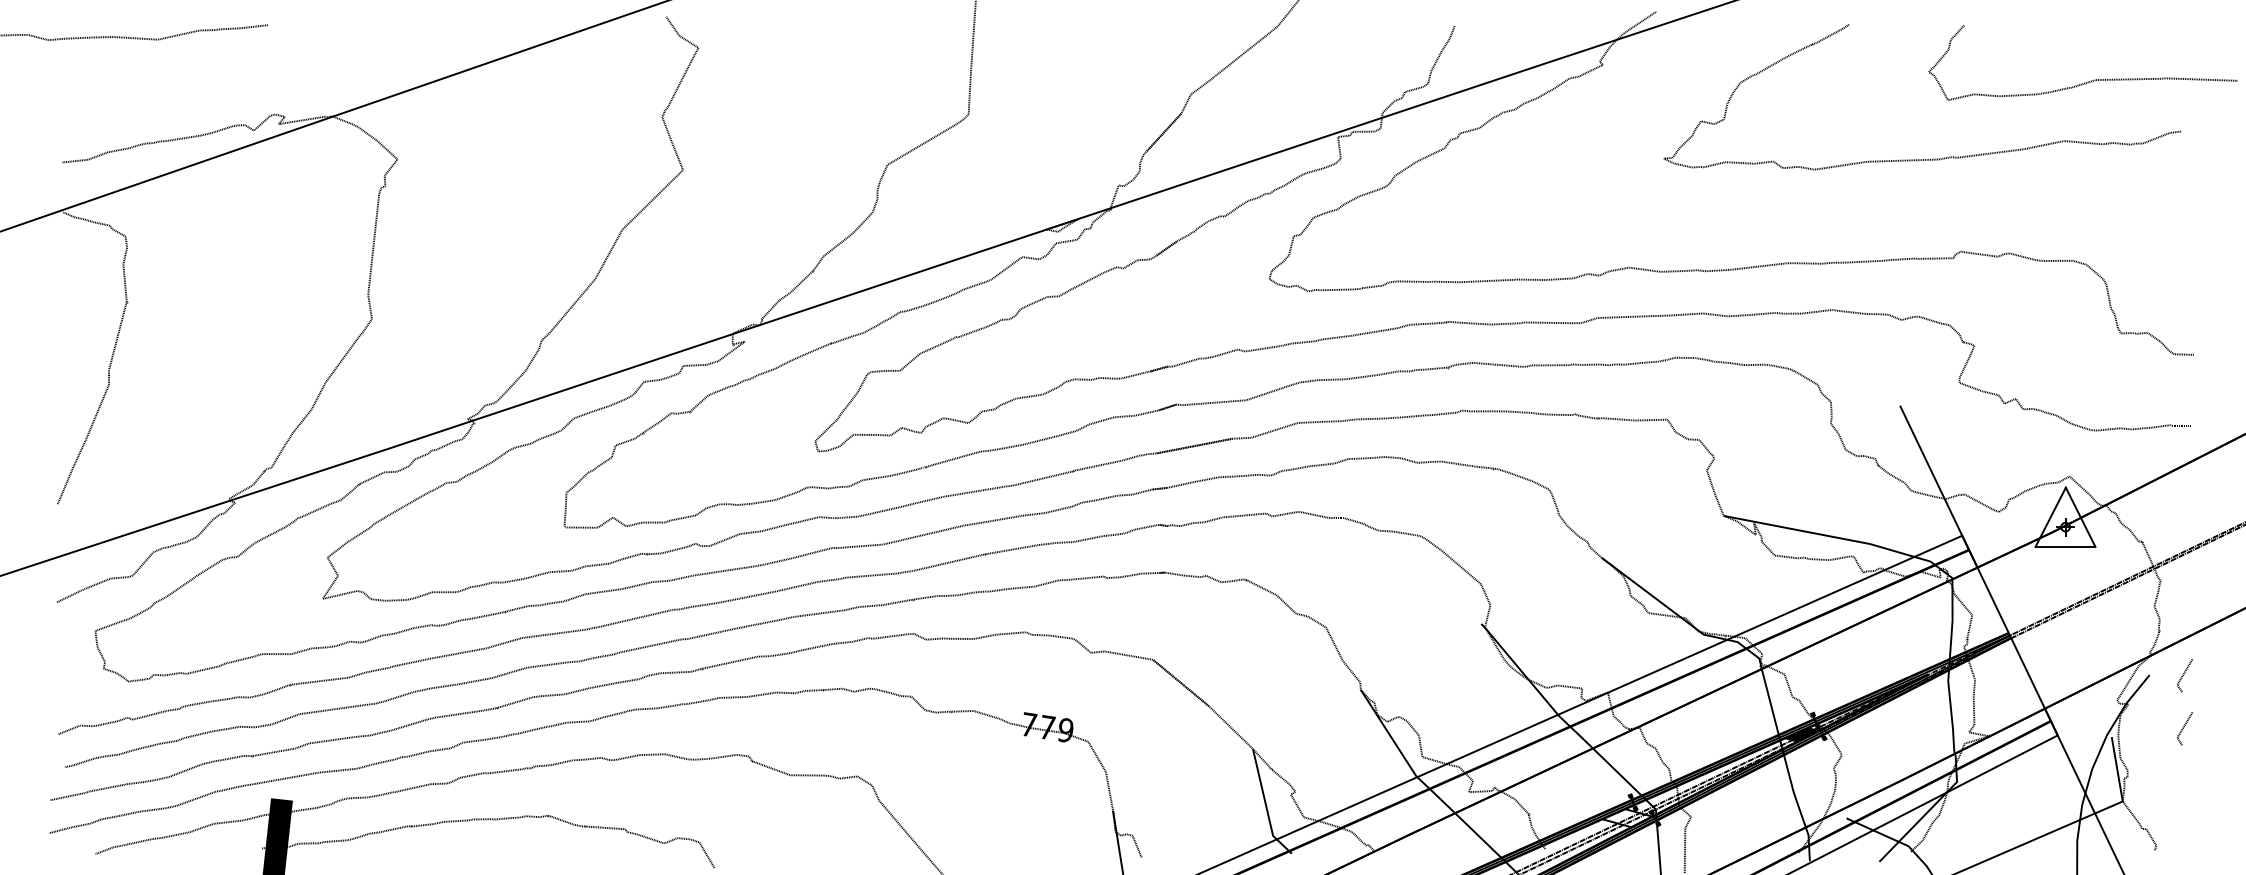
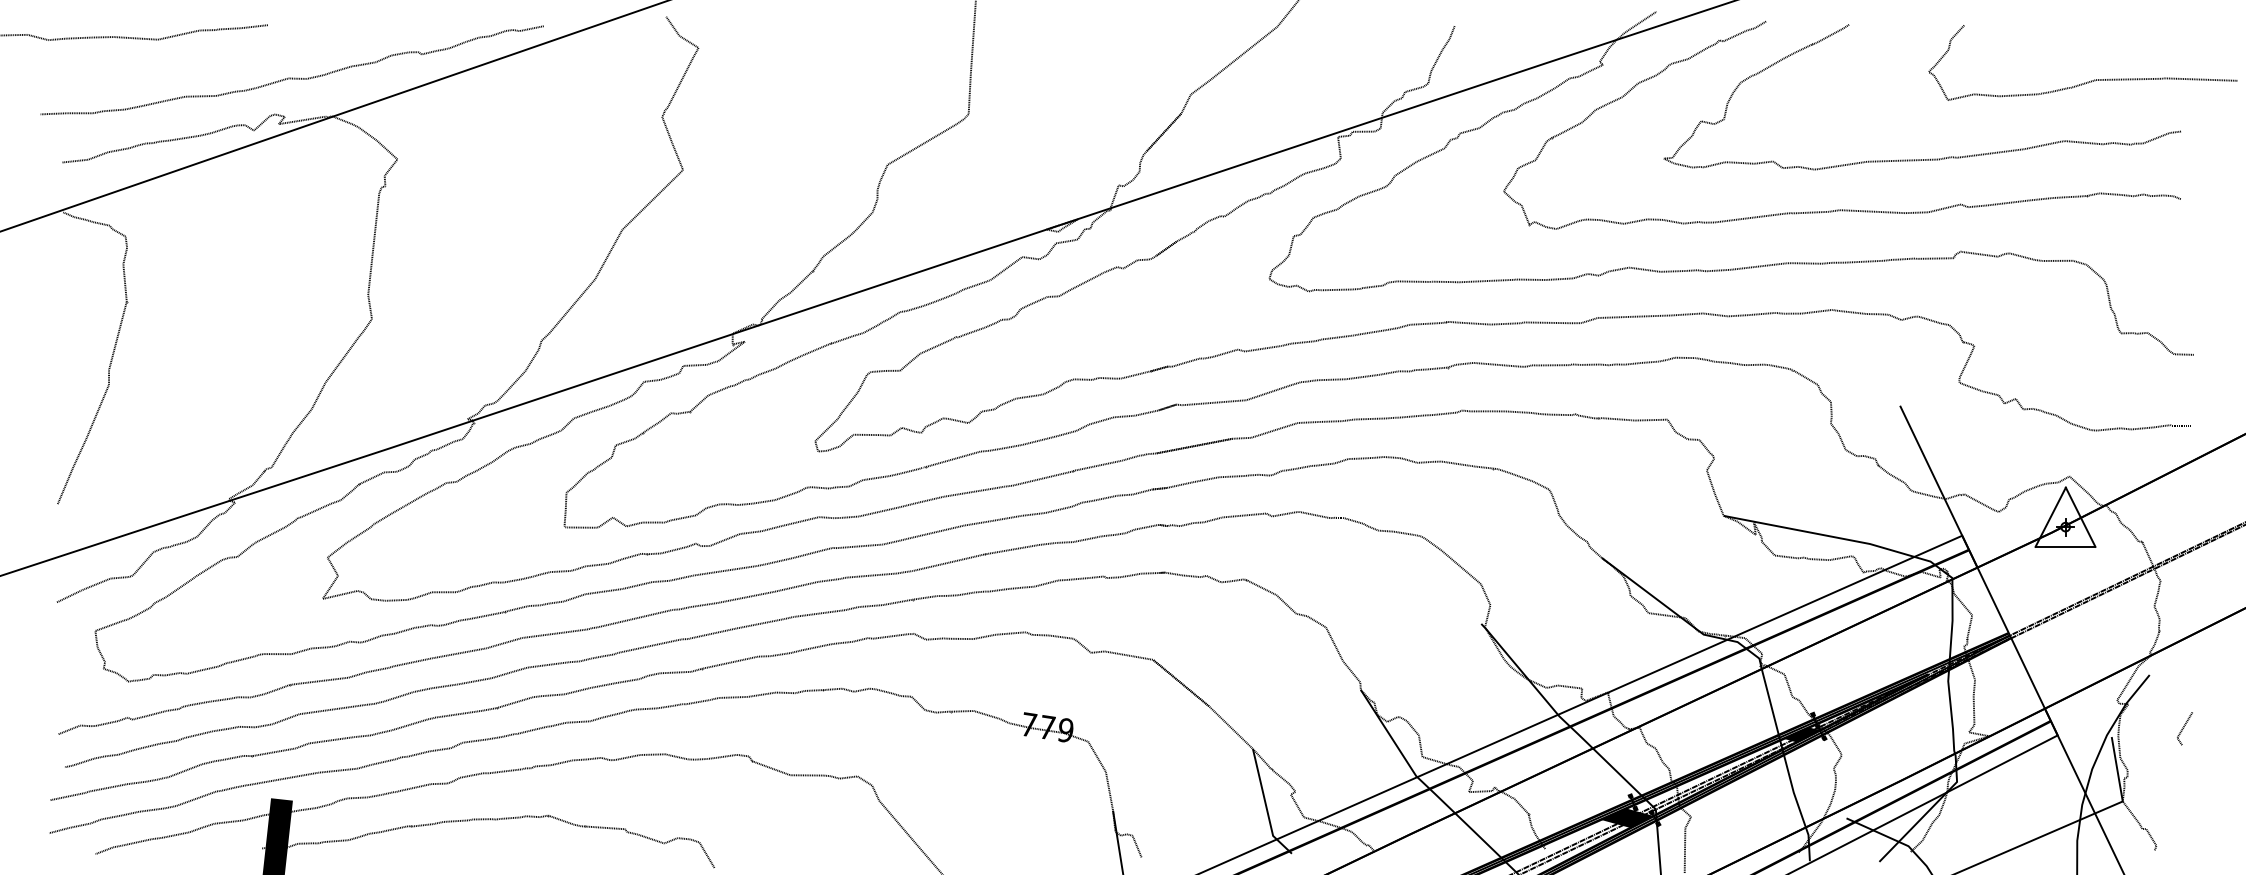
curve: none -> present (291, 77)
curve: none -> present (1841, 209)
line: present -> none (2184, 674)
fill: none -> present (1627, 818)
